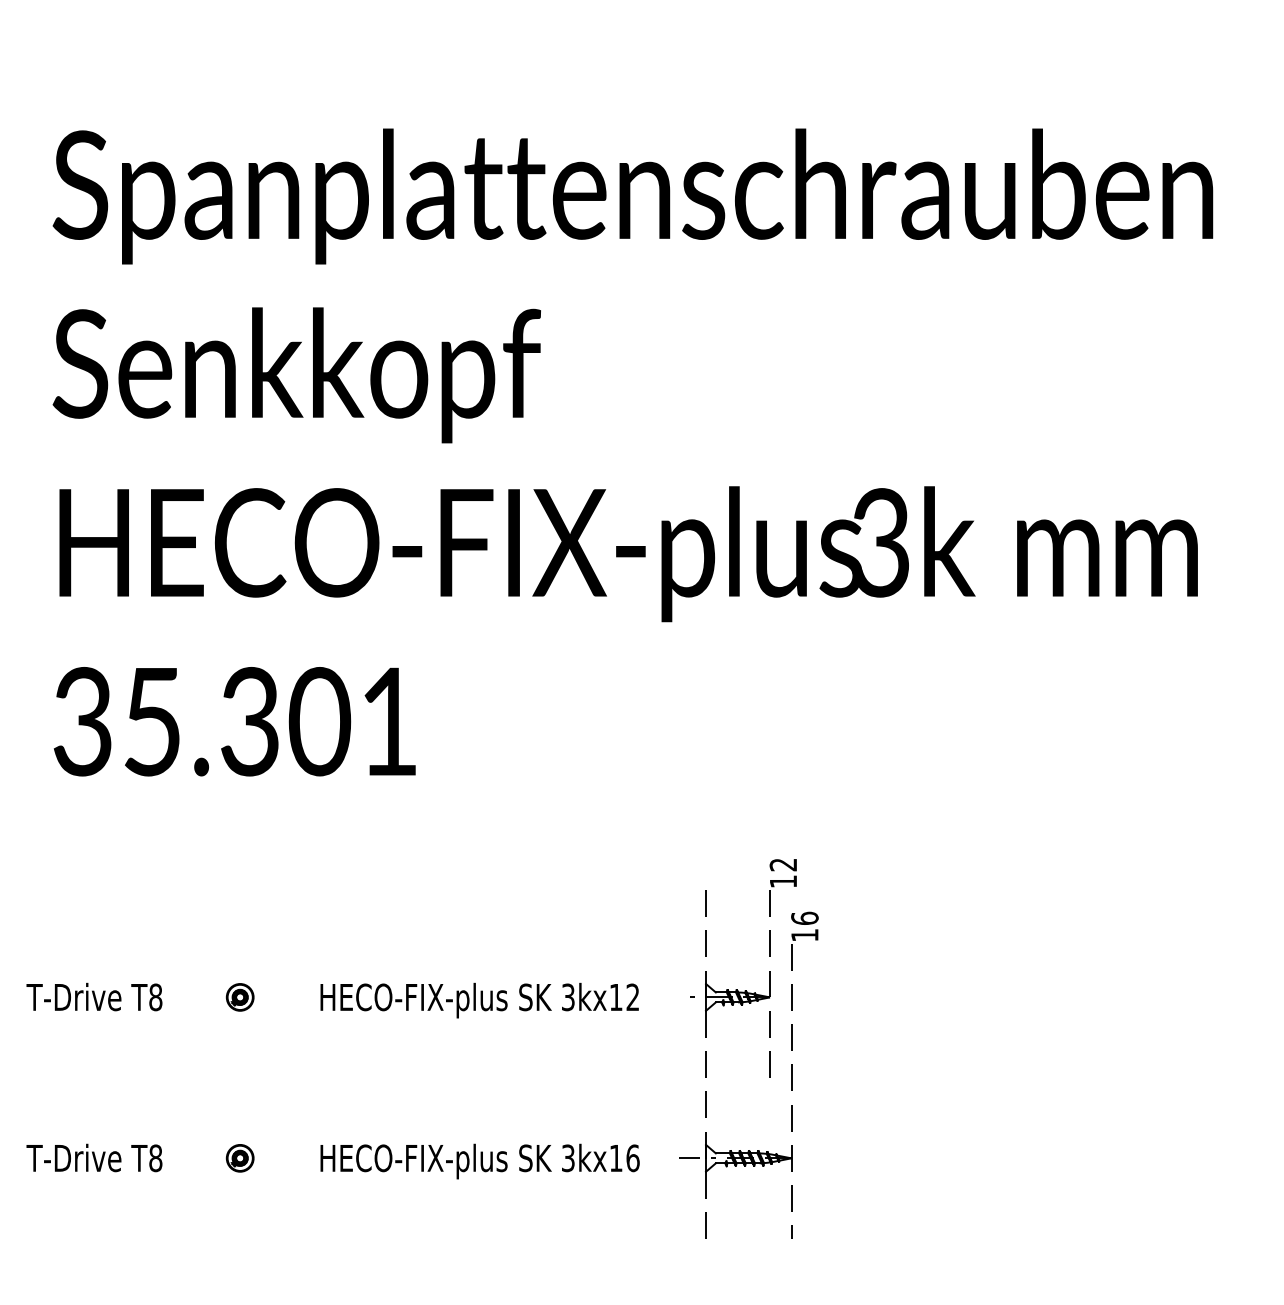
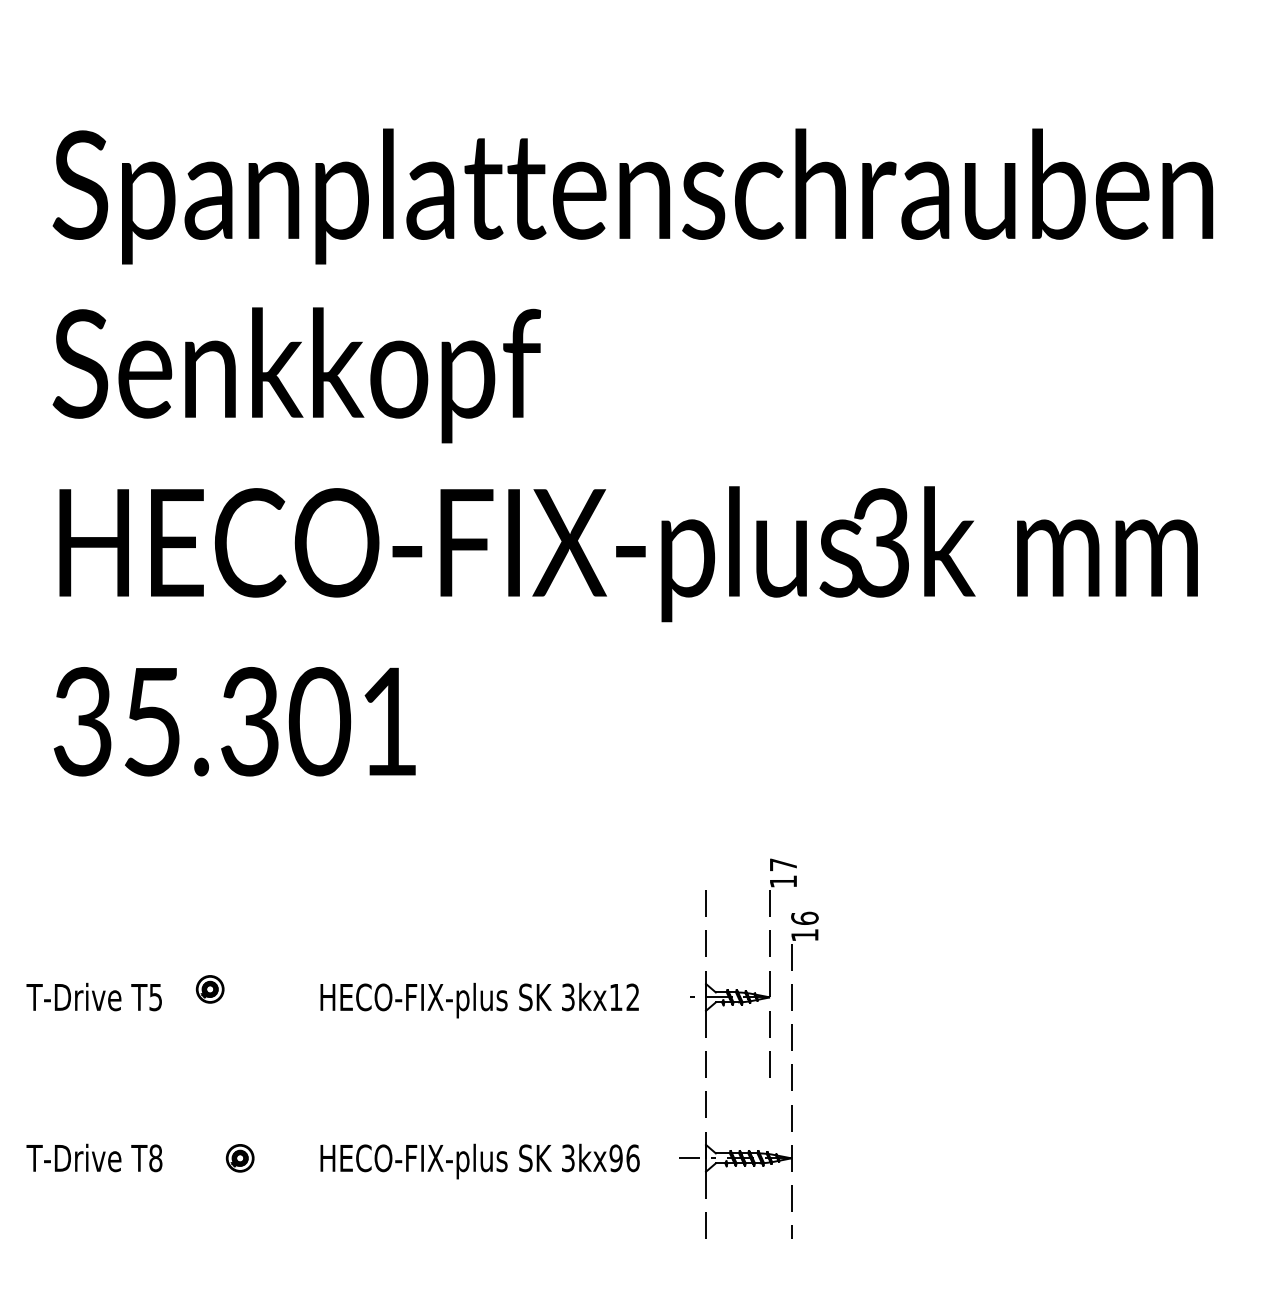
text: 12 -> 17 (782, 864)
text: T8 -> T5 (155, 997)
part position: (239, 997) -> (209, 989) (209, 989)
text: 3kx16 -> 3kx96 (615, 1158)
